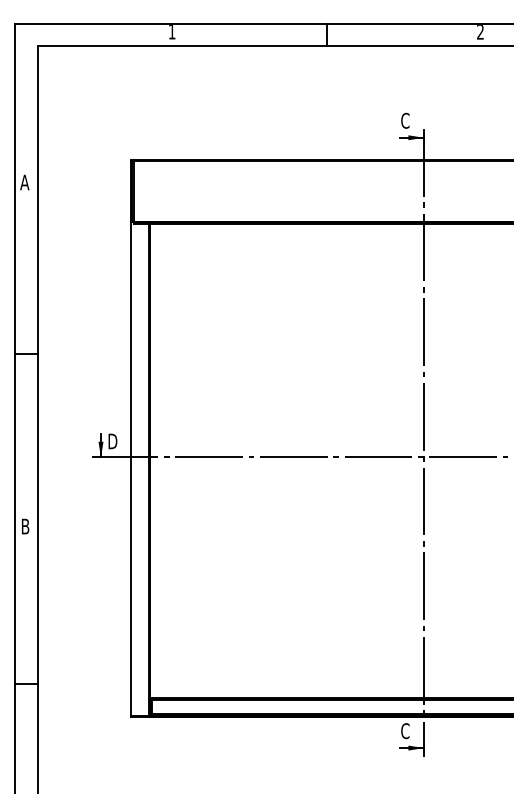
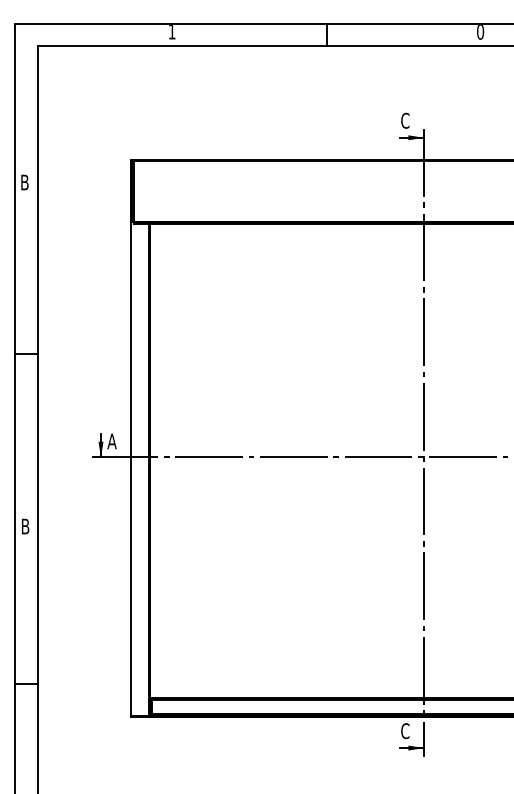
text: 2 -> 0 (480, 32)
text: A -> B (24, 182)
text: D -> A (112, 441)
